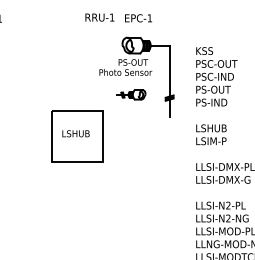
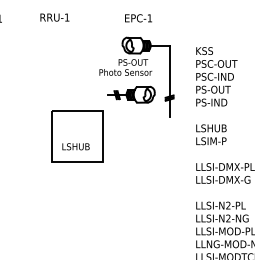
text position: (99, 17) -> (54, 17) (54, 17)
part size: 31x12 px -> 49x18 px (131, 94)
text position: (75, 133) -> (75, 146) (75, 146)
